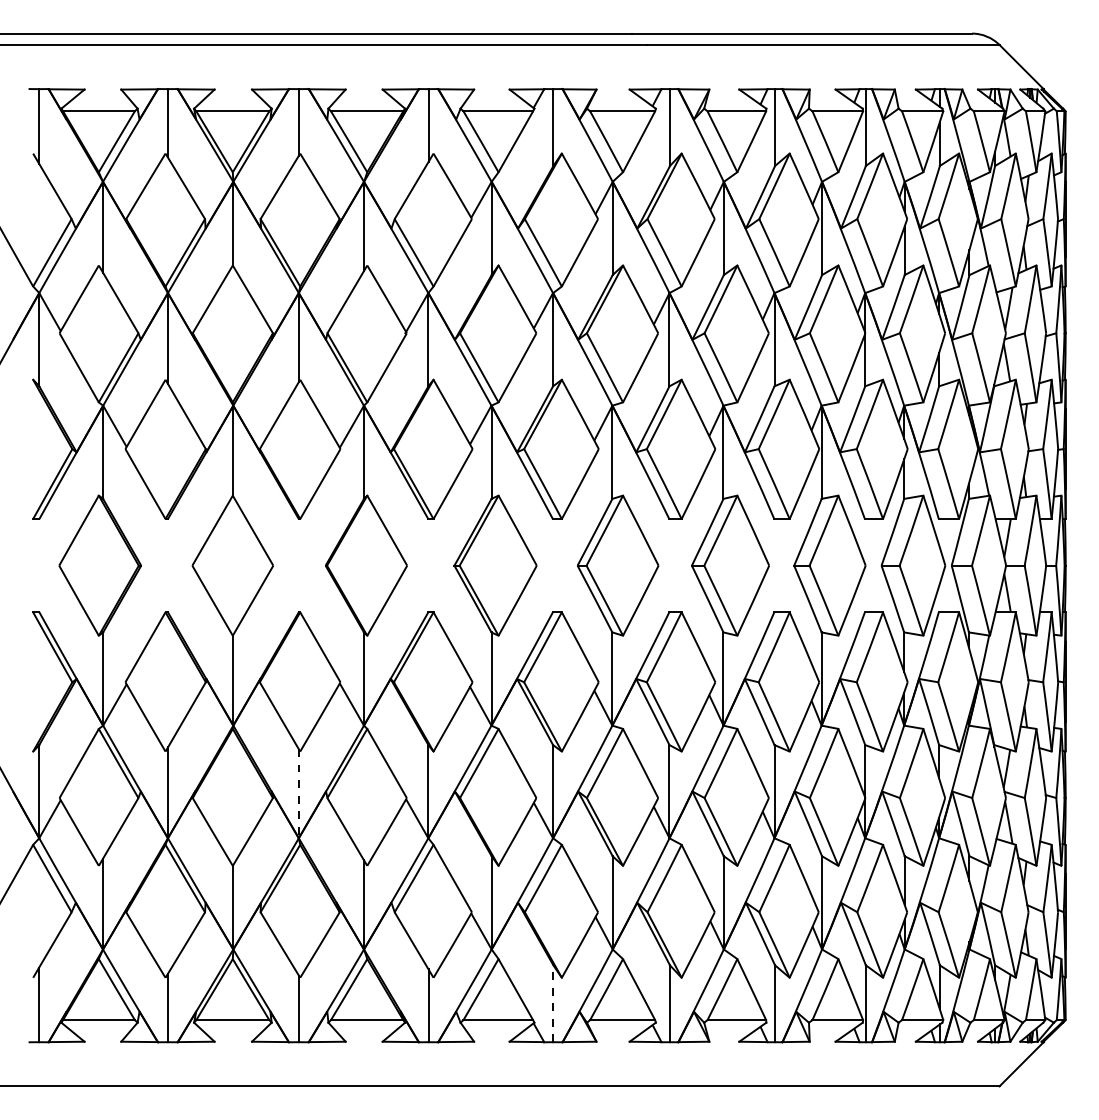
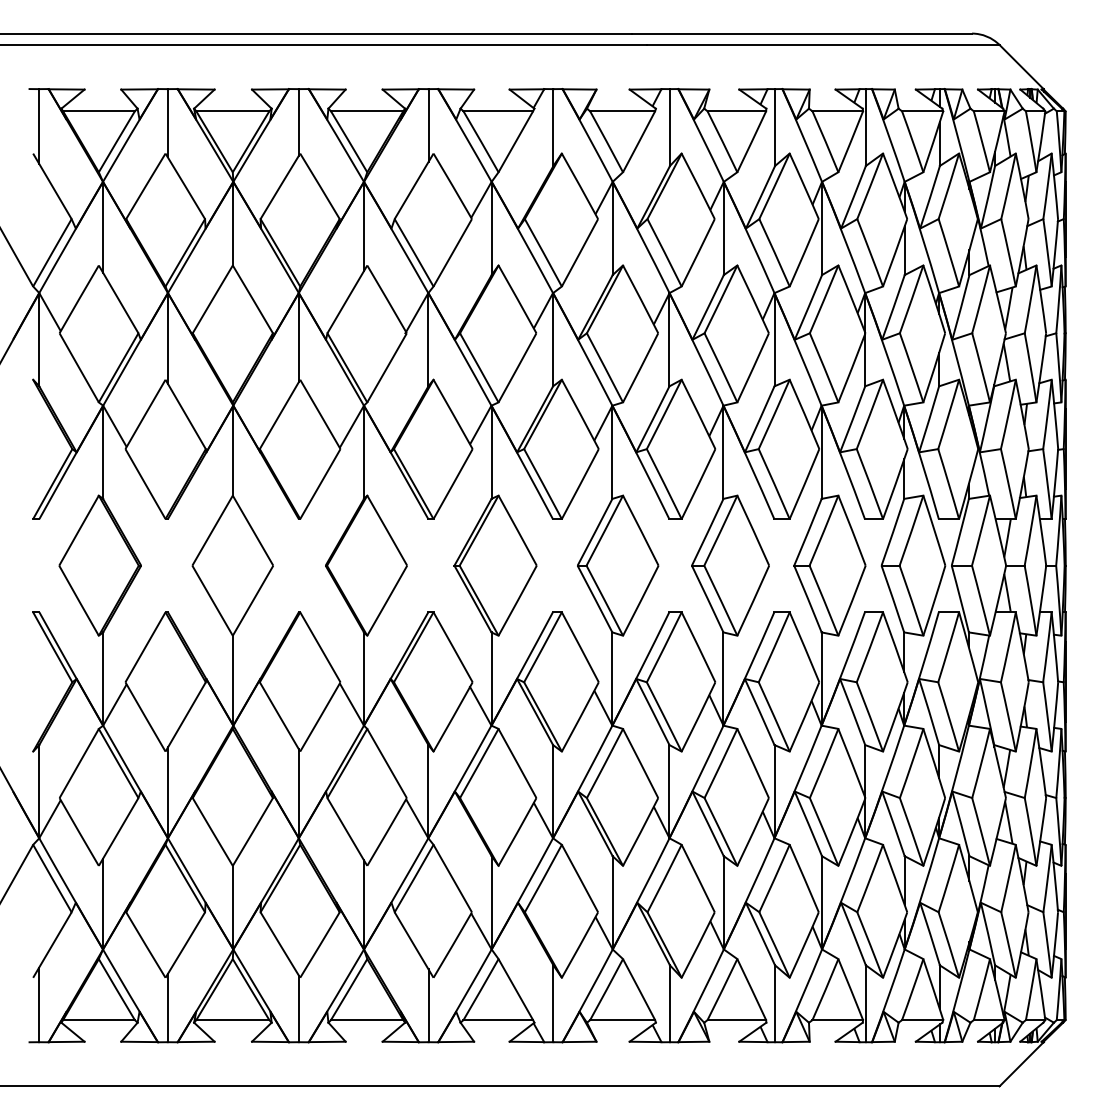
line: dashed -> solid (298, 793)
line: dashed -> solid (553, 1003)
